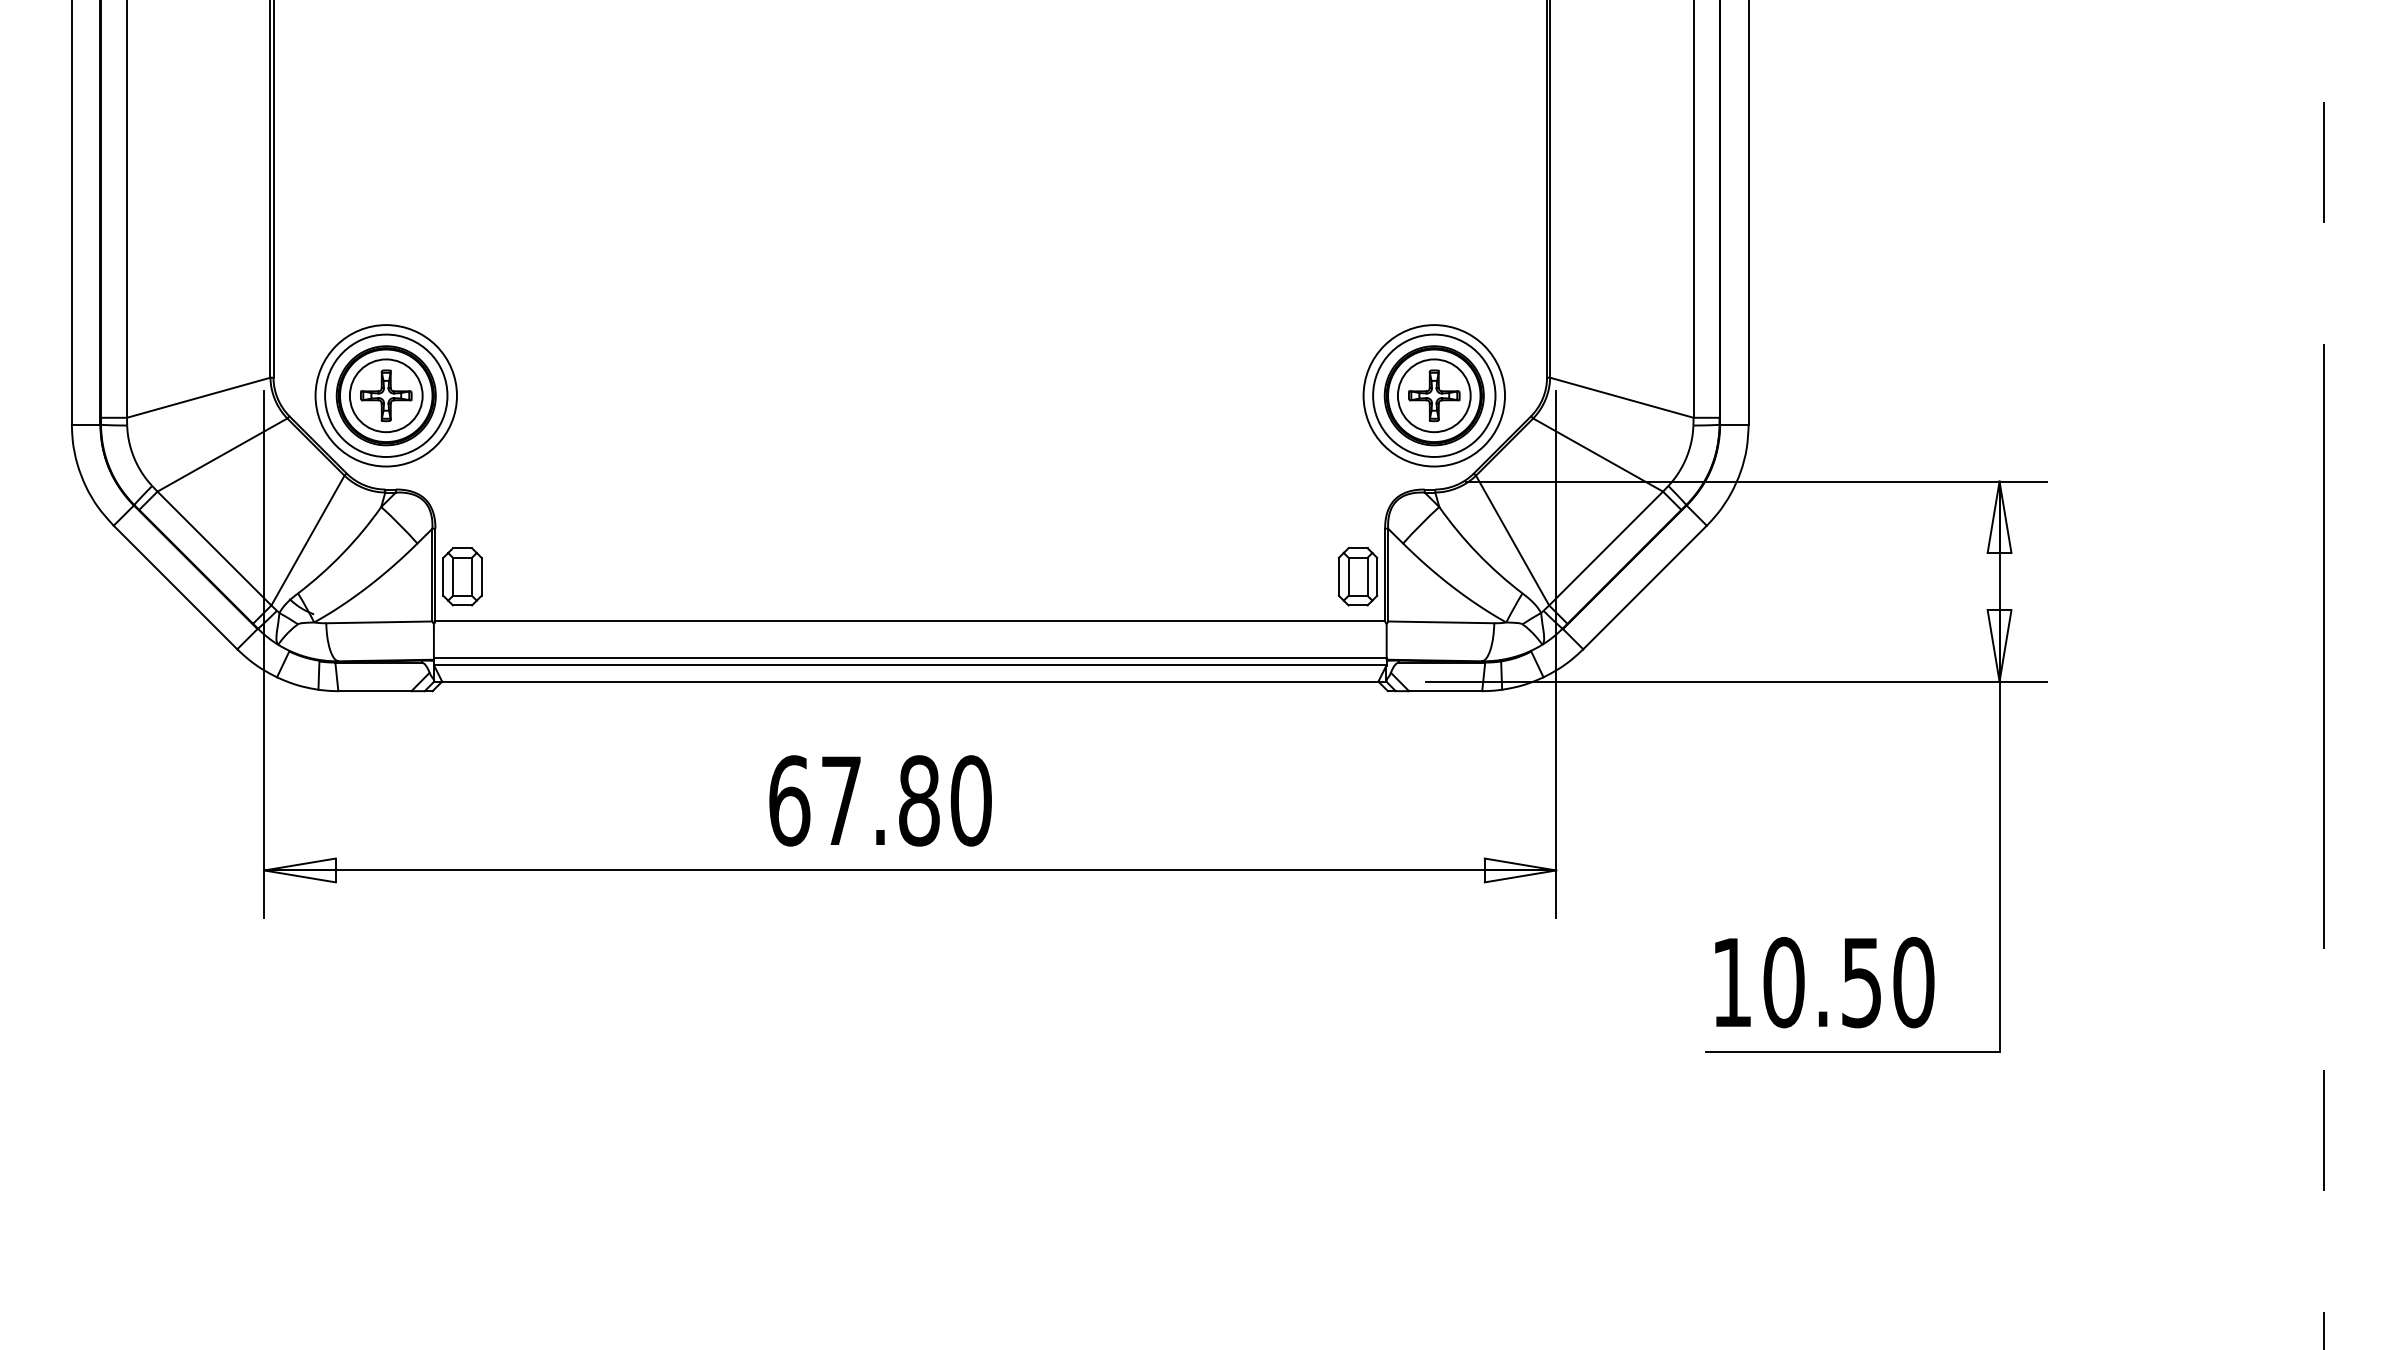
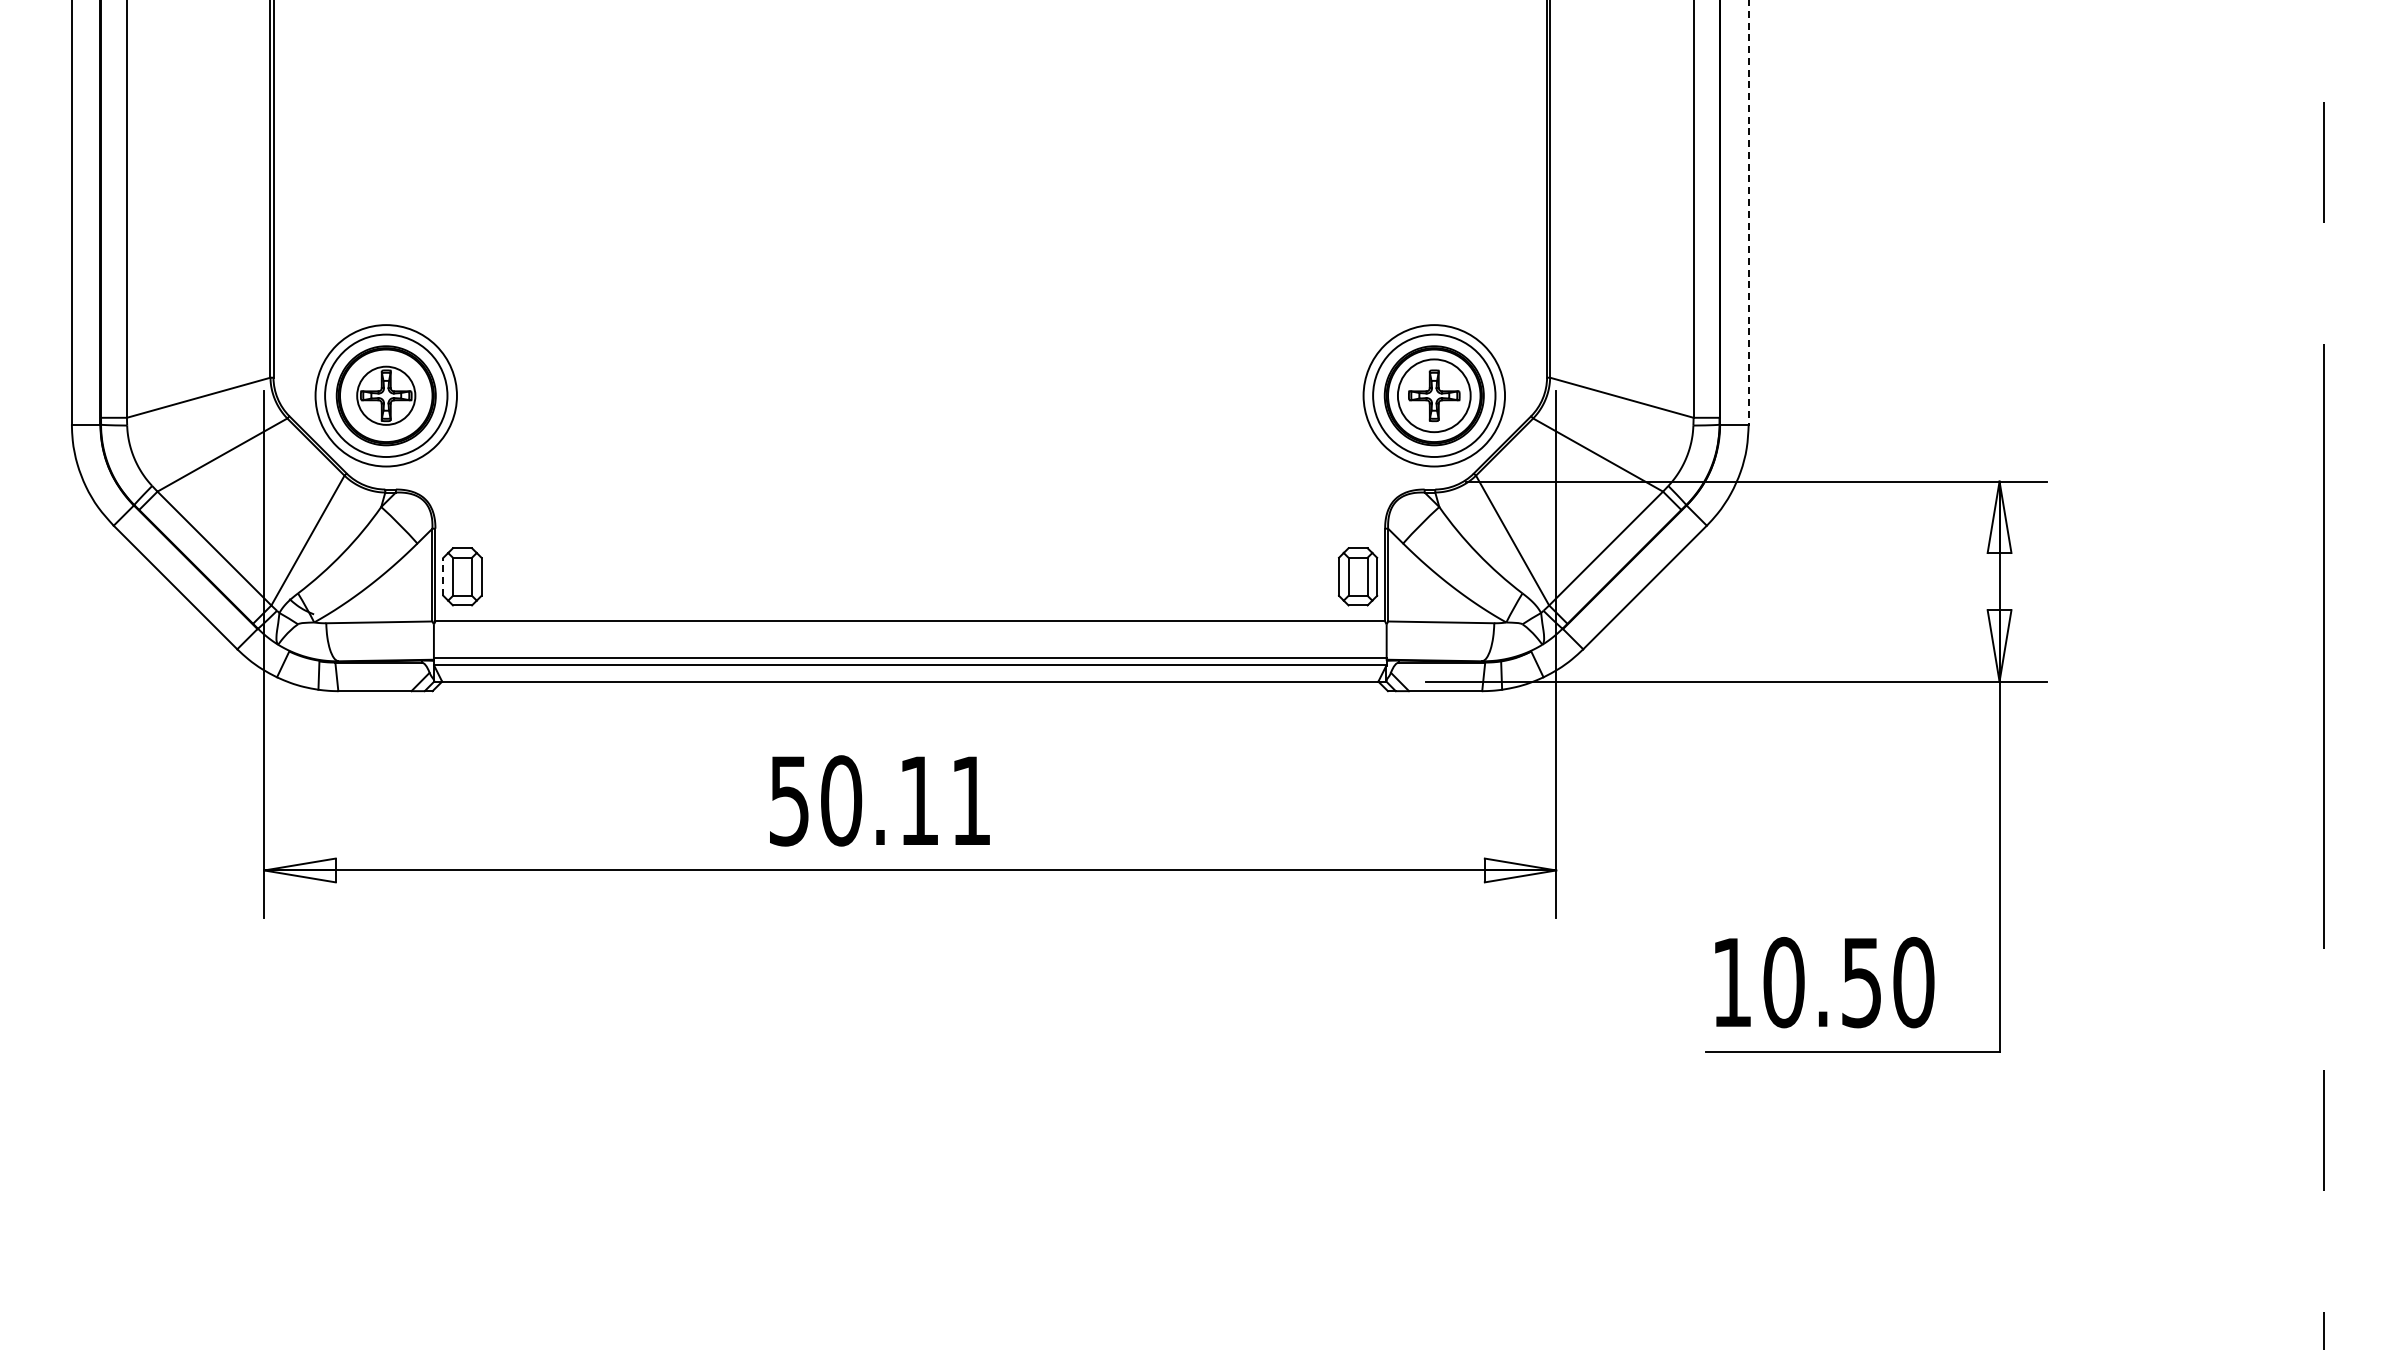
line: solid -> dashed (1748, 212)
circle diameter: 73 px -> 58 px (386, 395)
line: solid -> dashed (443, 576)
text: 67.80 -> 50.11 (880, 800)
